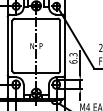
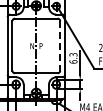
line: solid -> dashed (60, 45)
